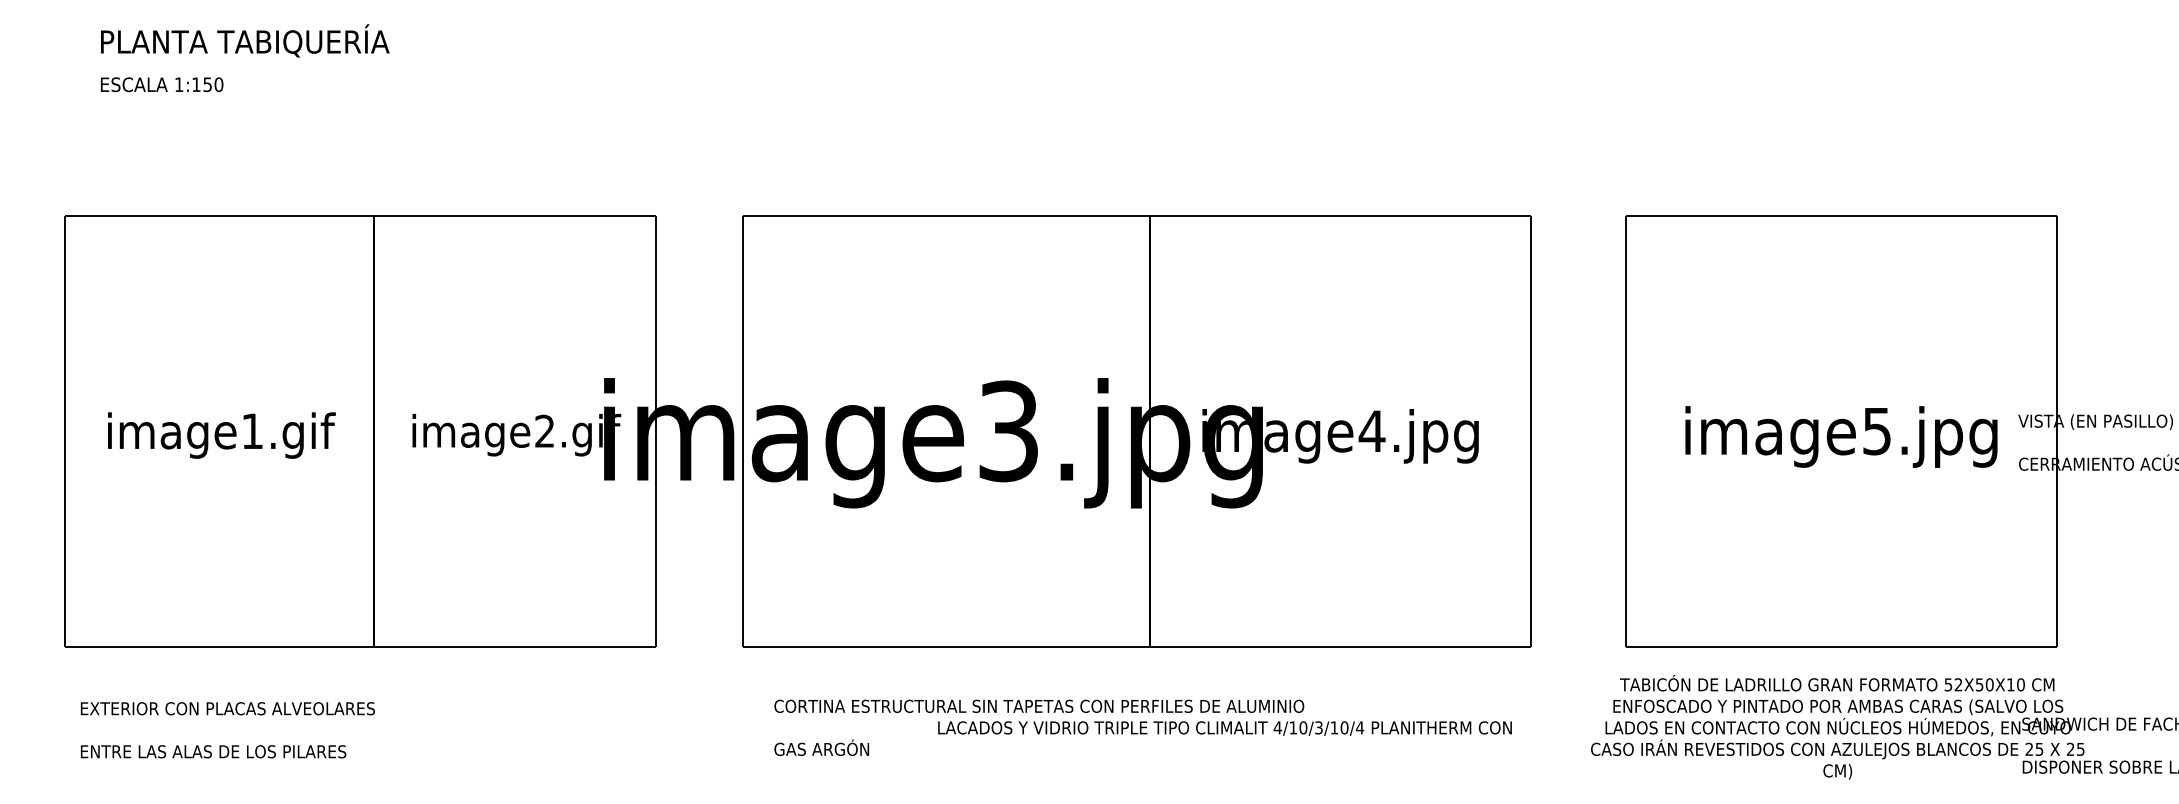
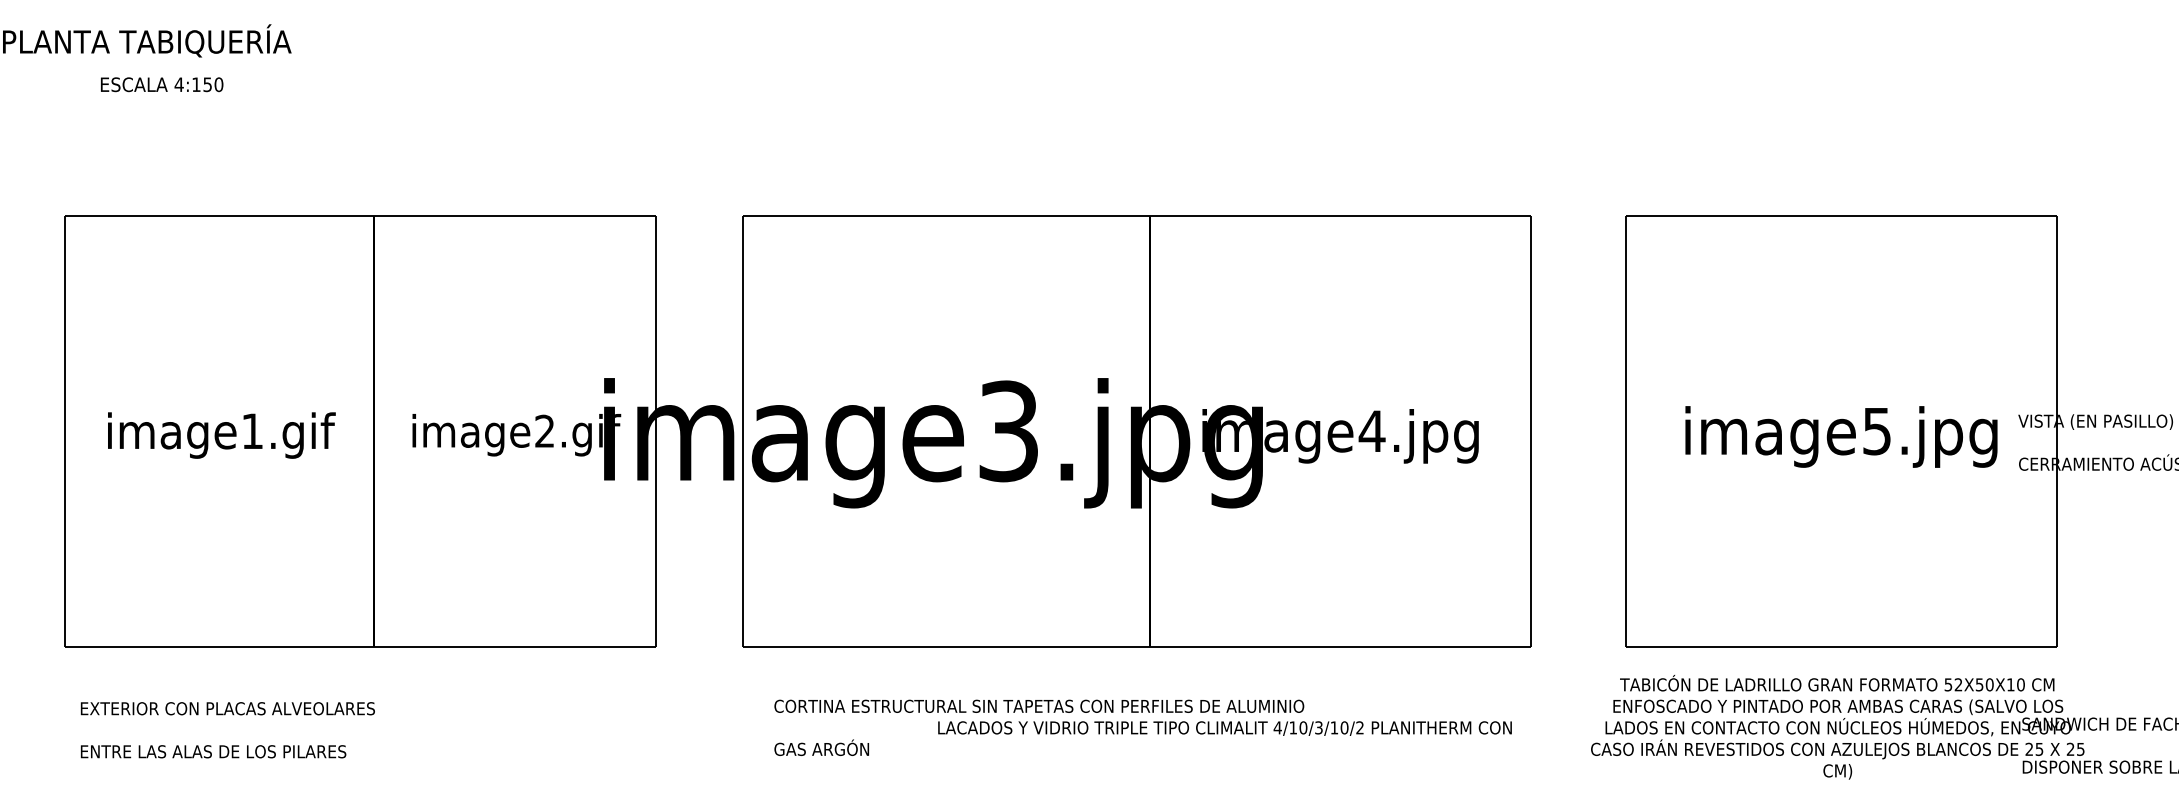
text position: (245, 40) -> (147, 40) (147, 40)
text: 1:150 -> 4:150 (178, 84)
text: 4/10/3/10/4 -> 4/10/3/10/2 (1359, 727)
